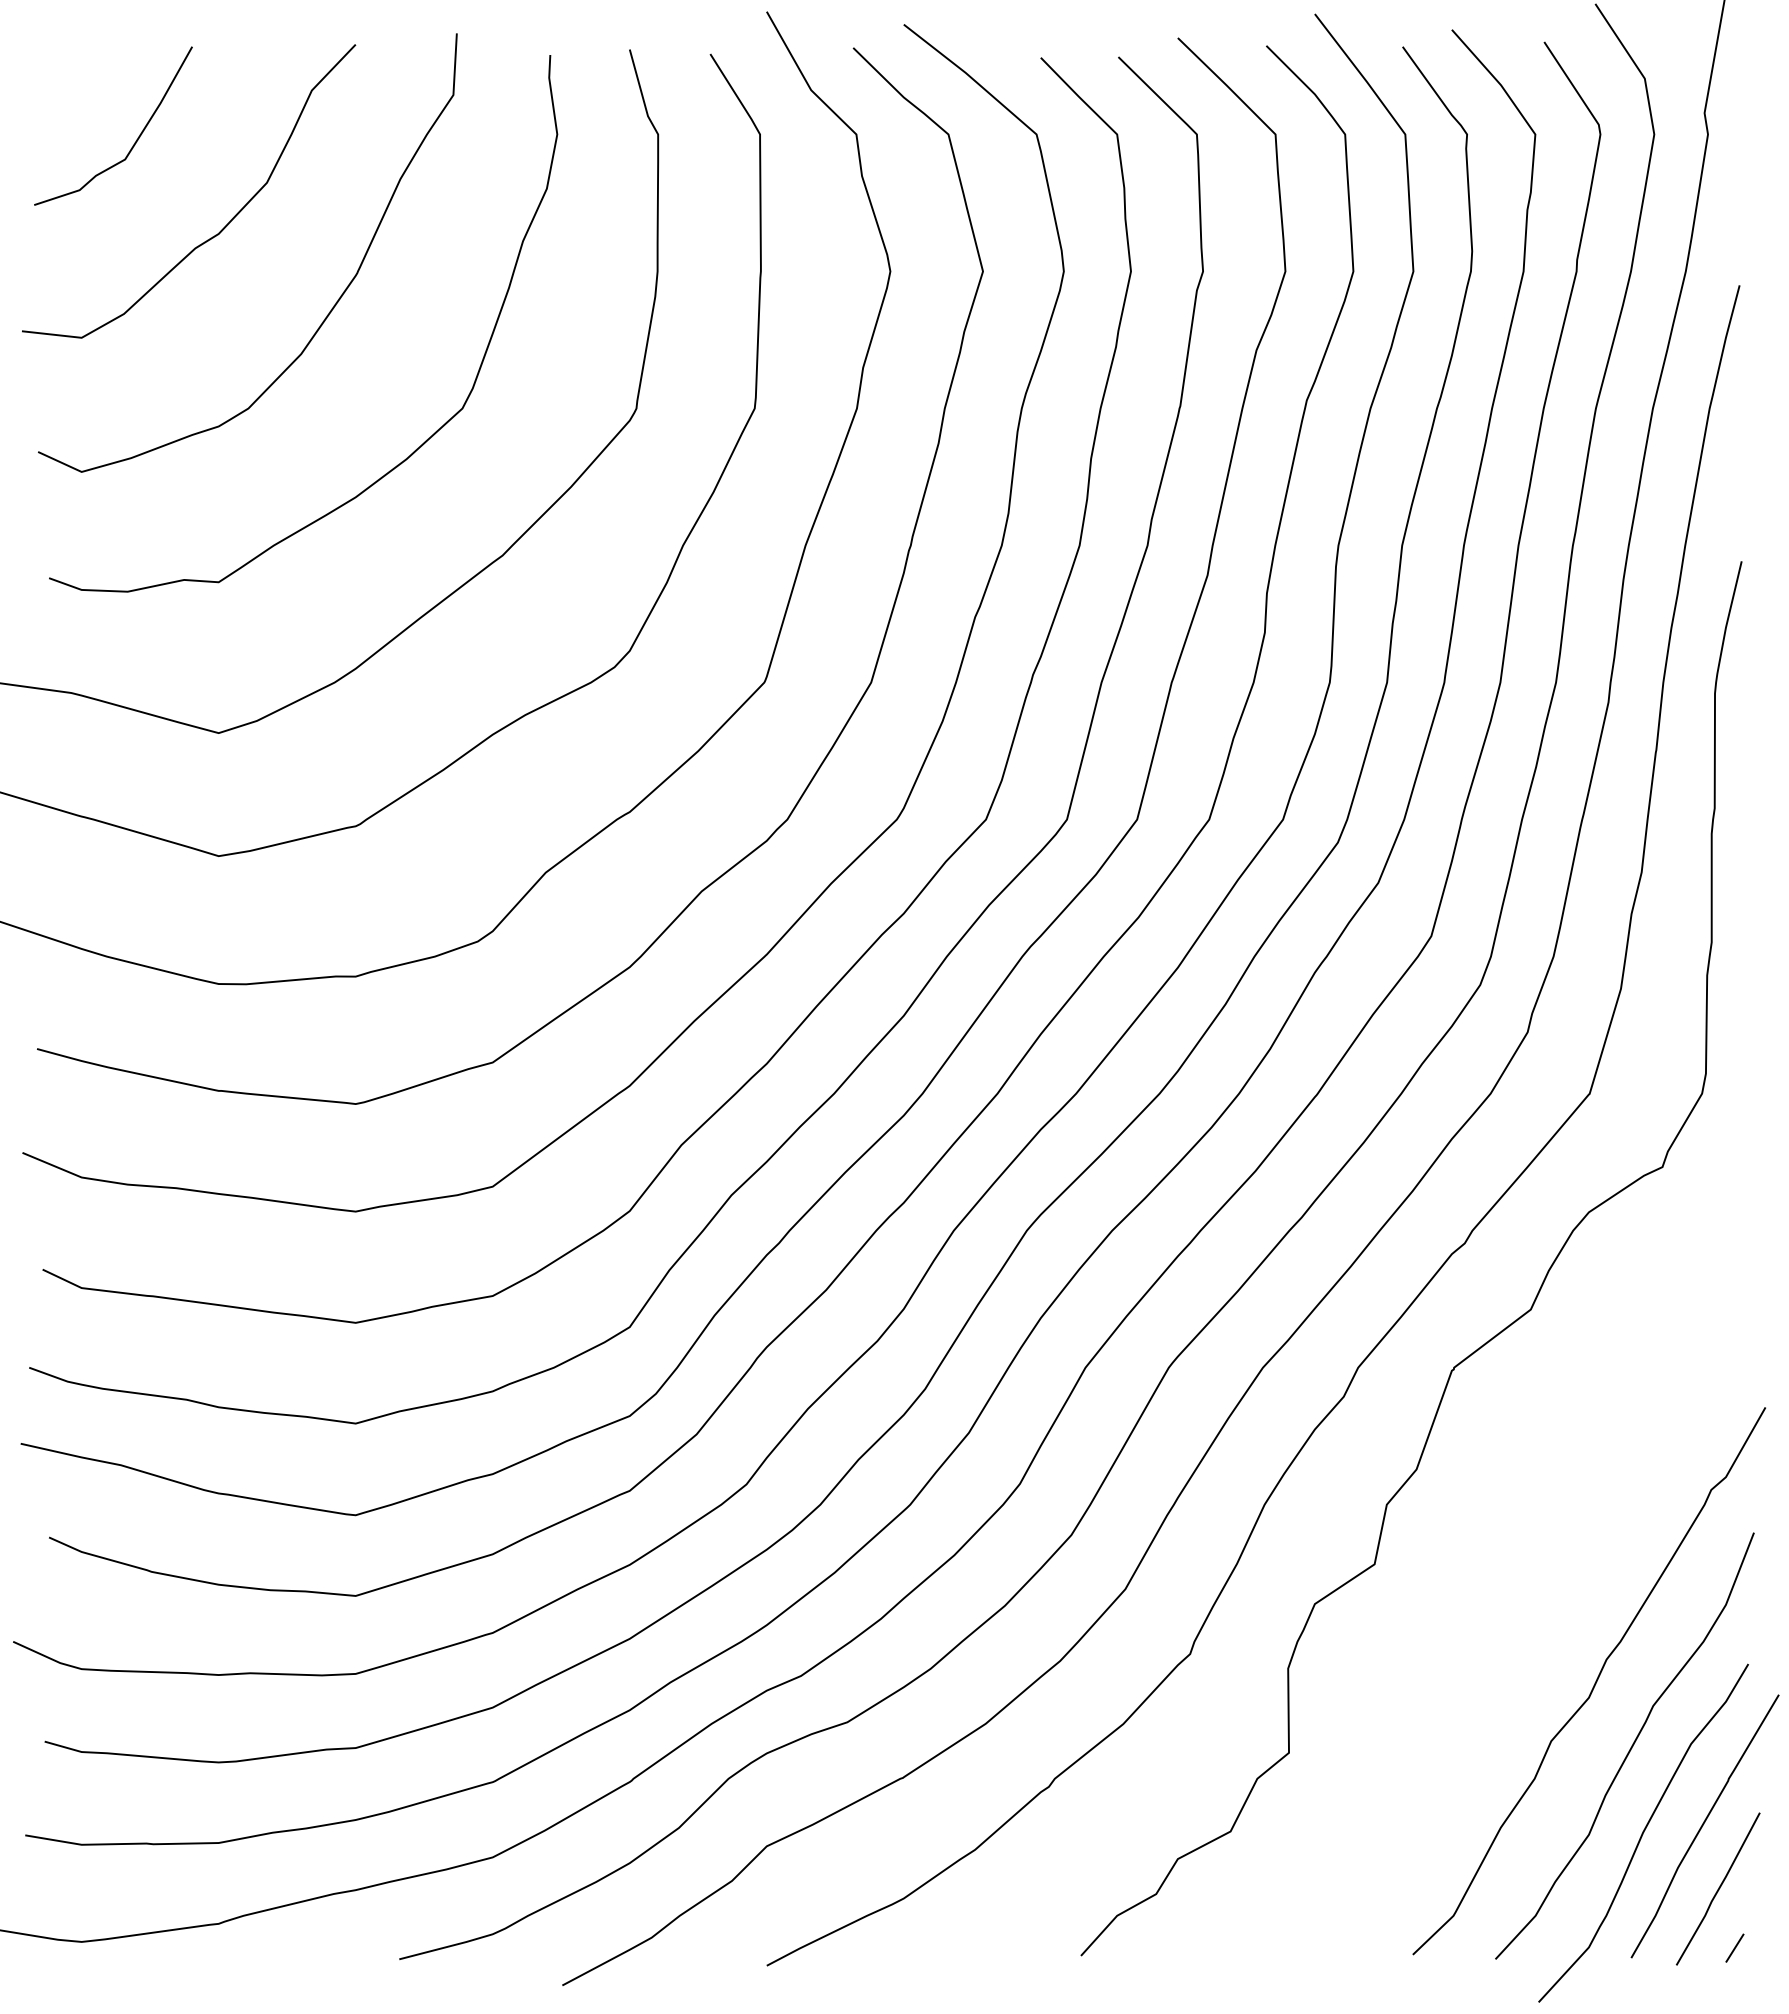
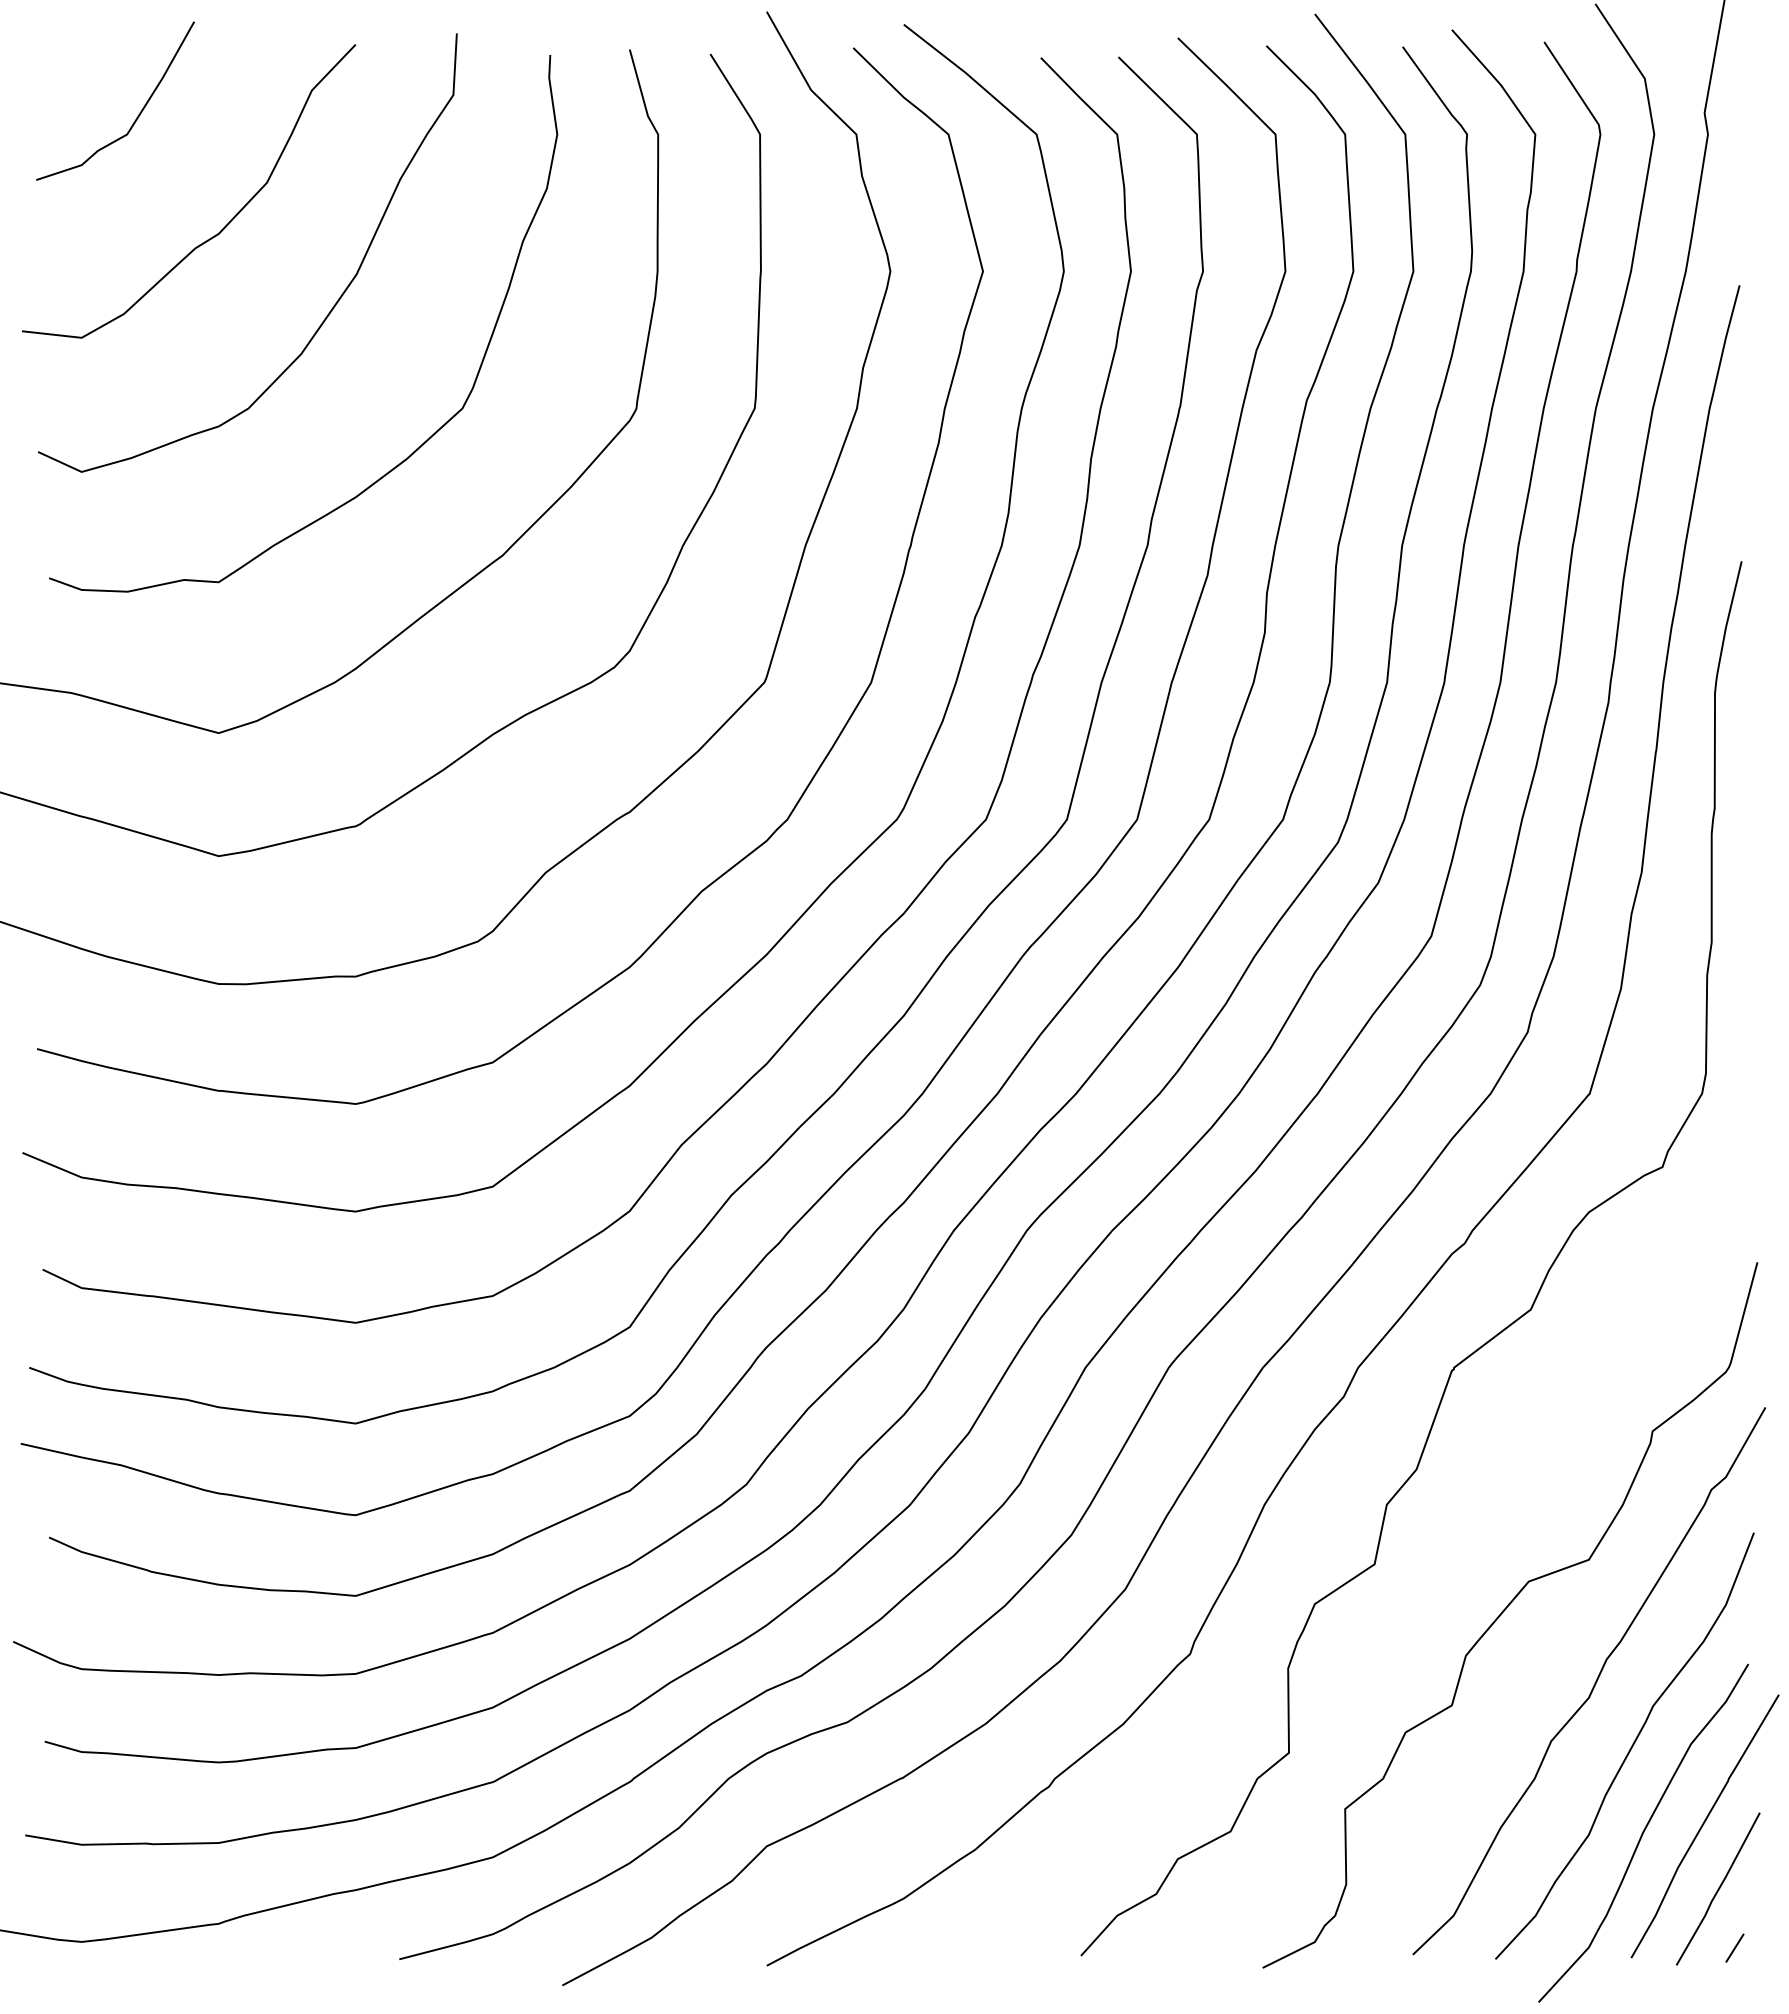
curve position: (137, 137) -> (139, 112) (139, 112)
curve: none -> present (1505, 1610)
